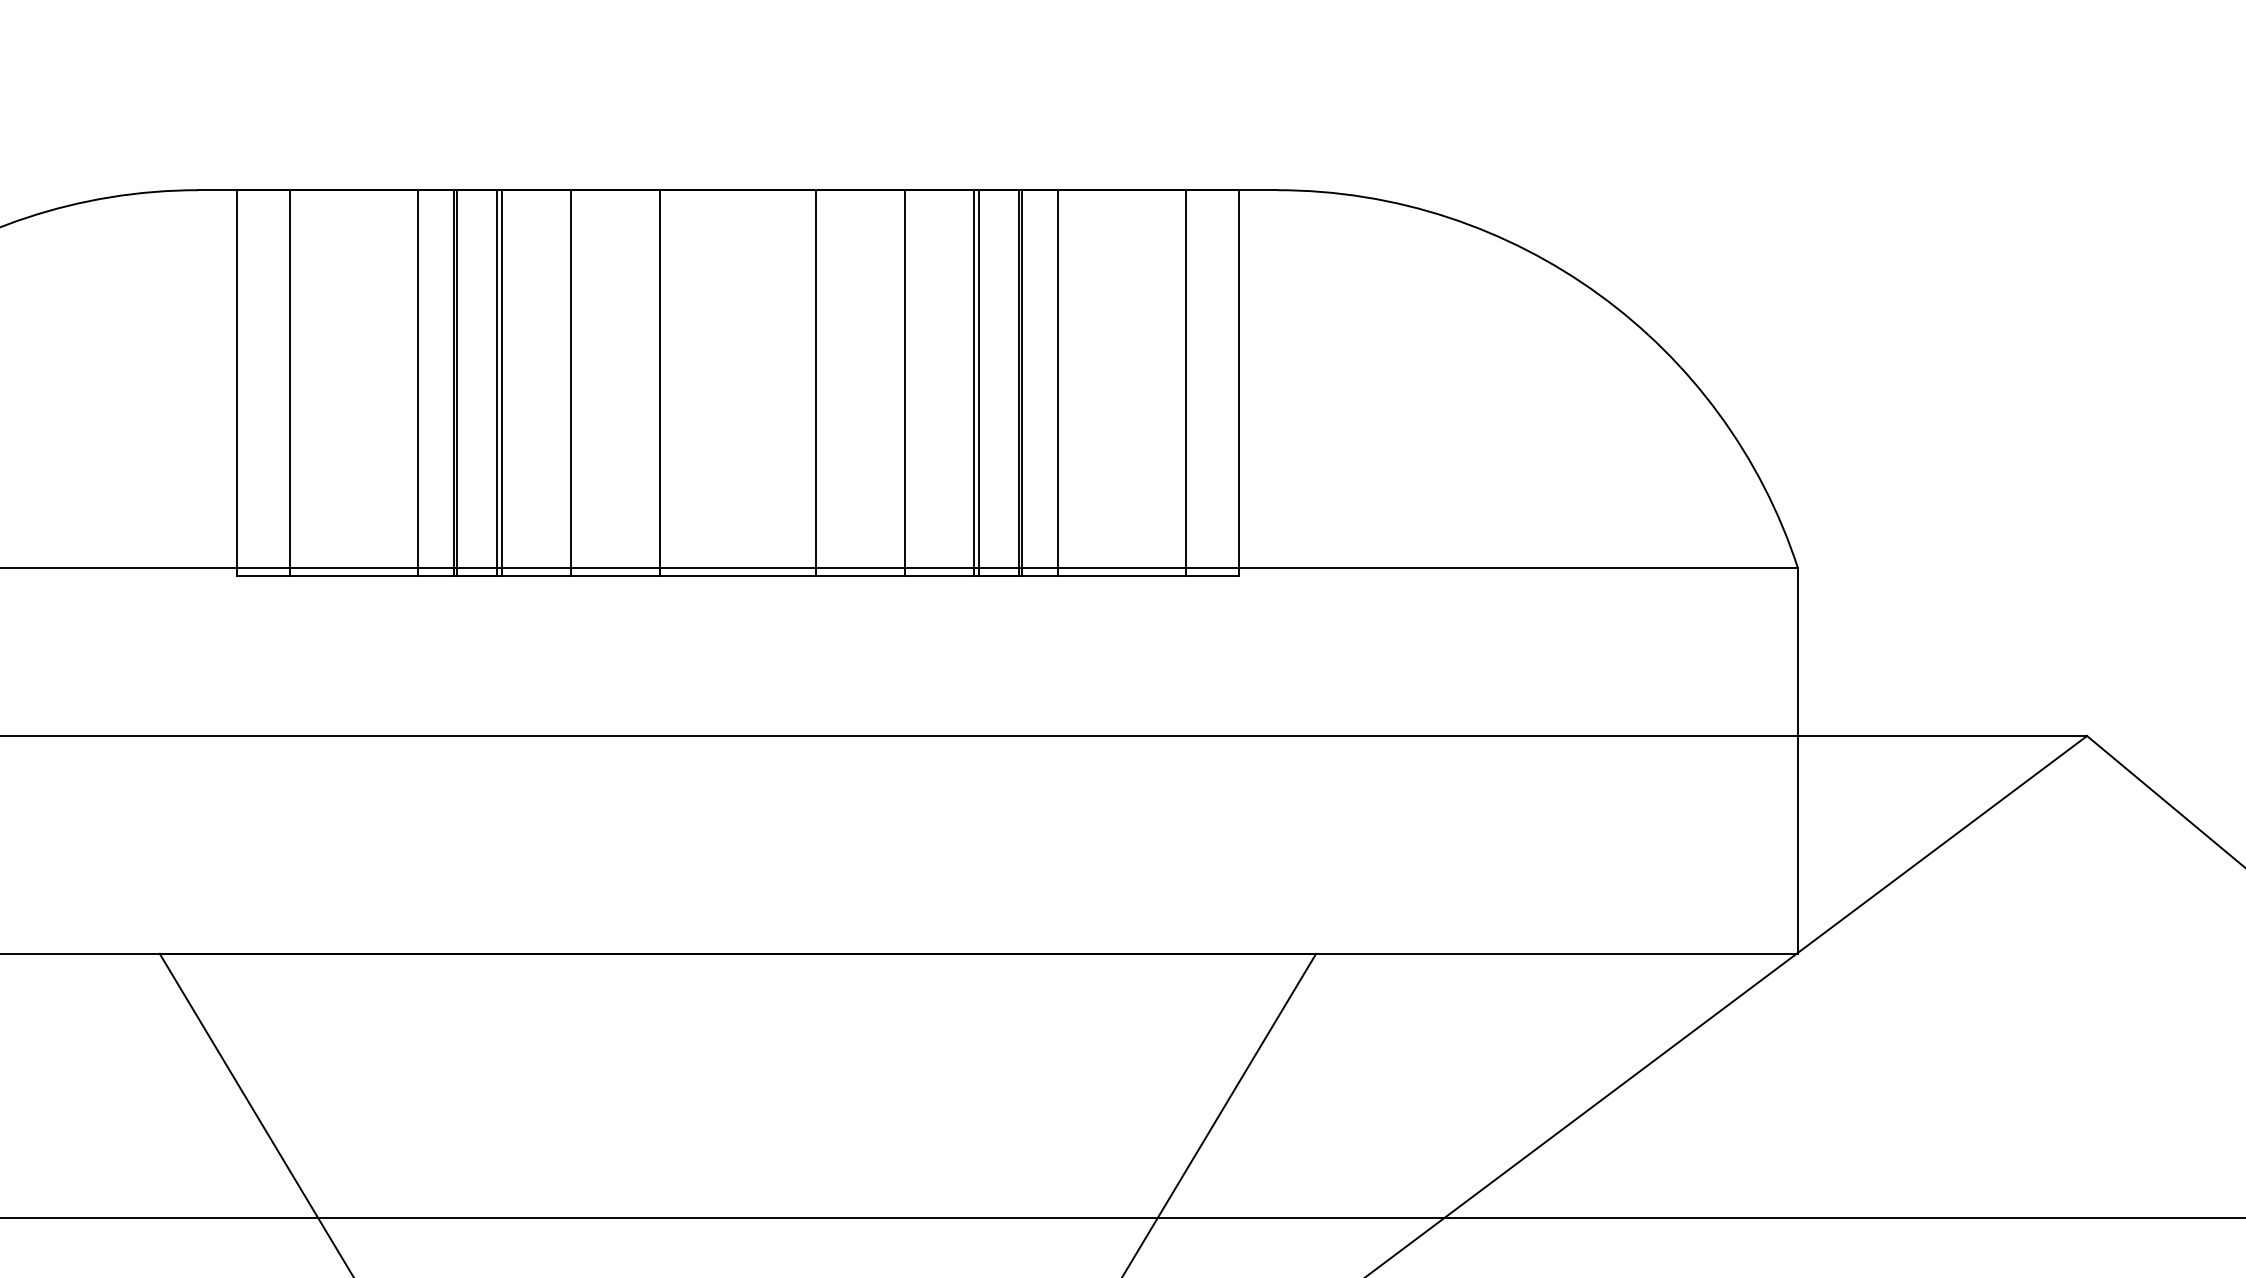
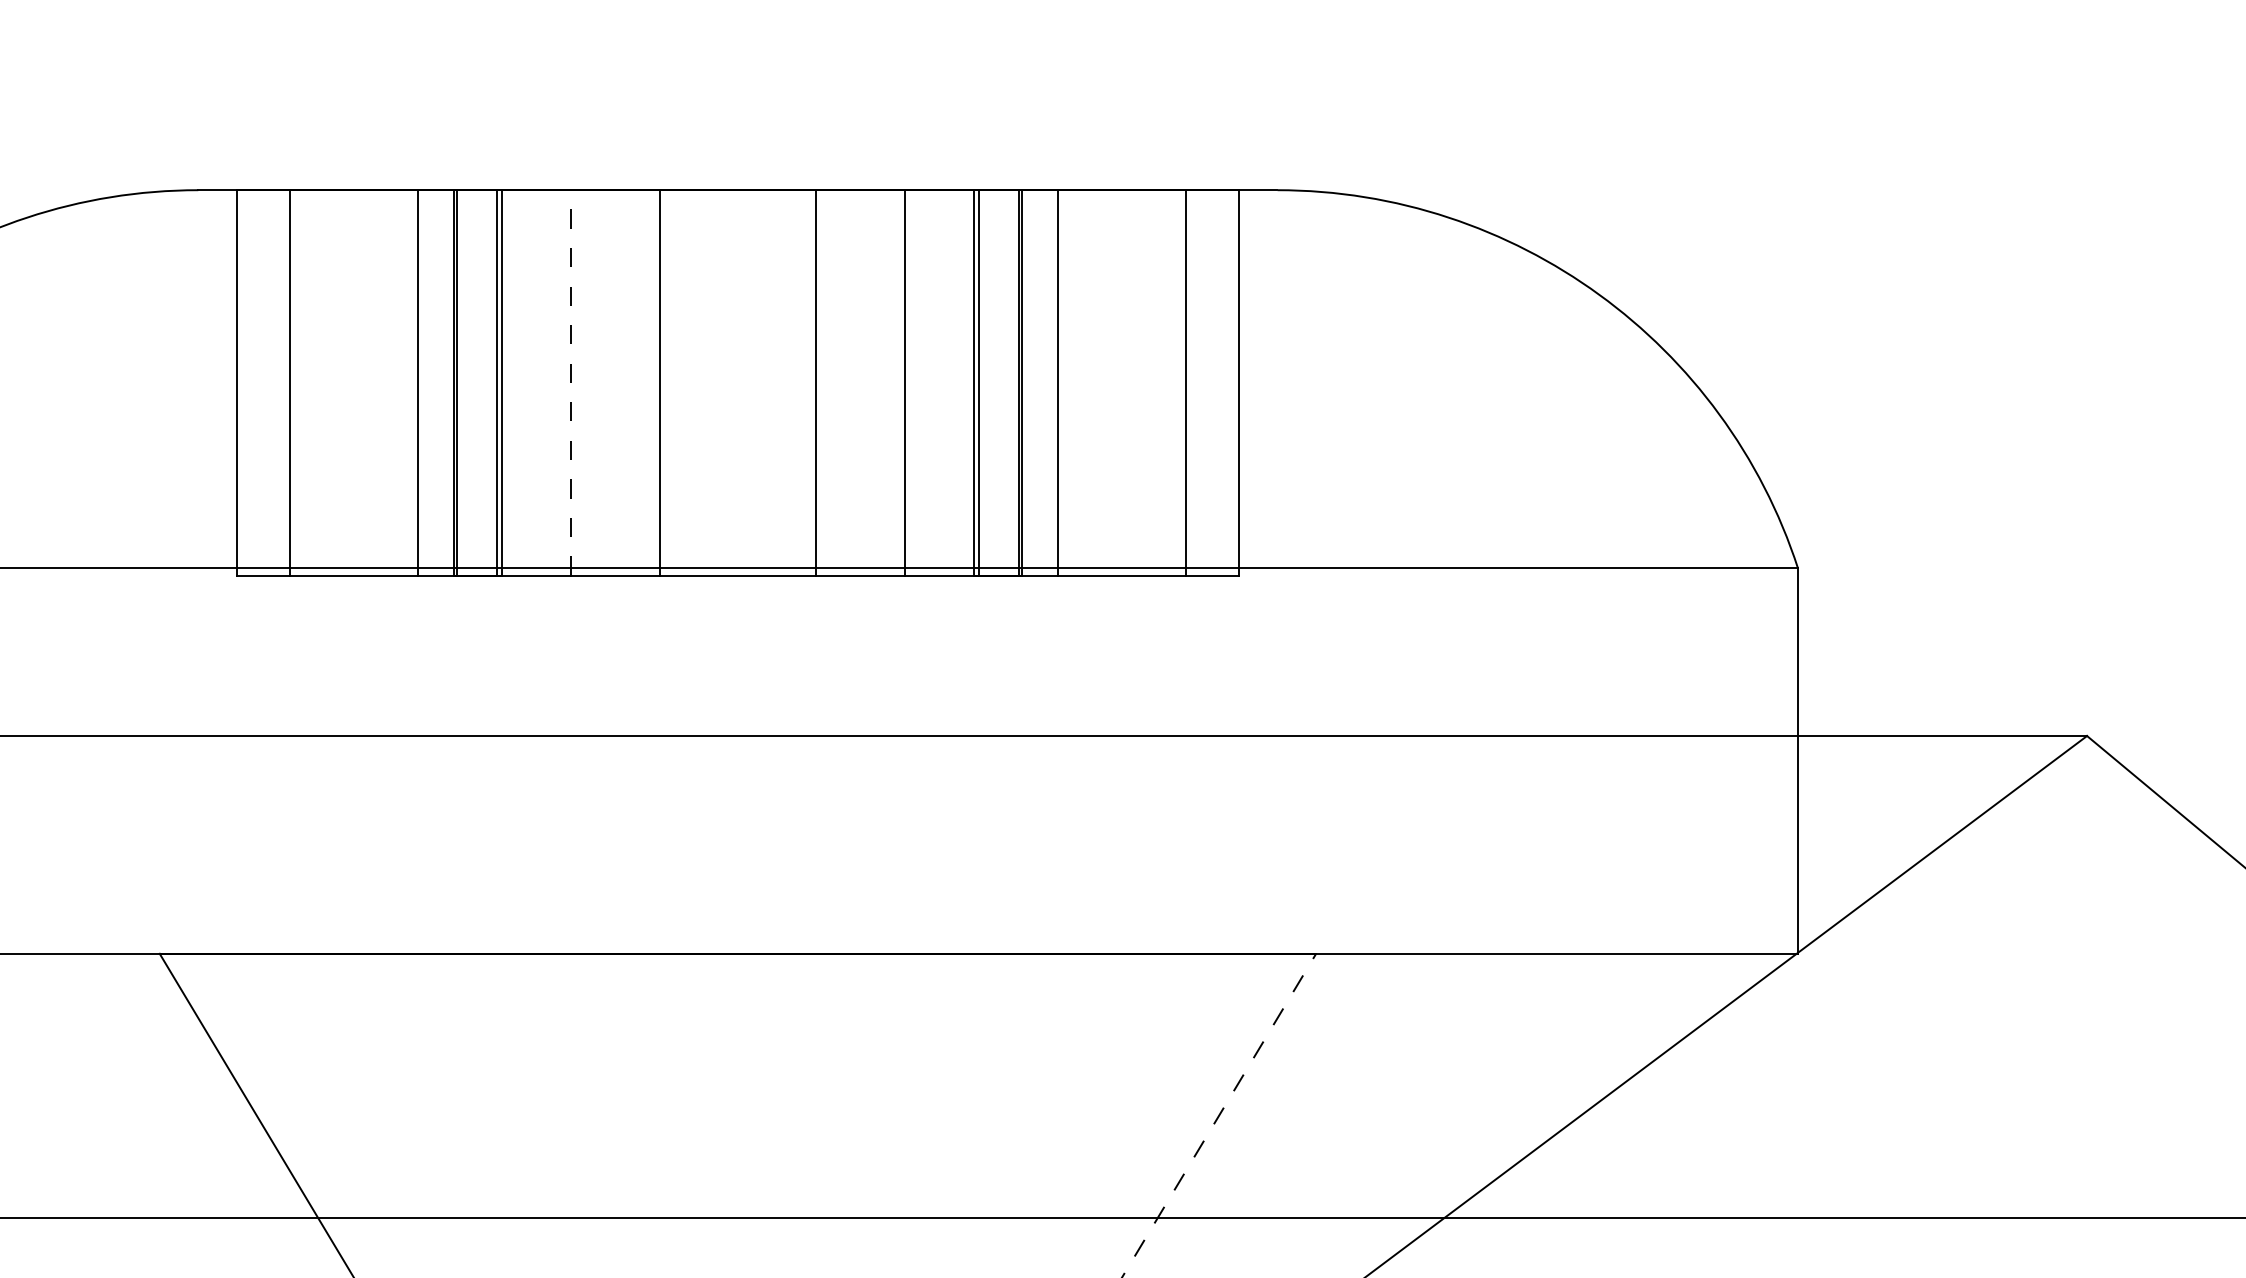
line: solid -> dashed (570, 382)
line: solid -> dashed (1219, 1115)
